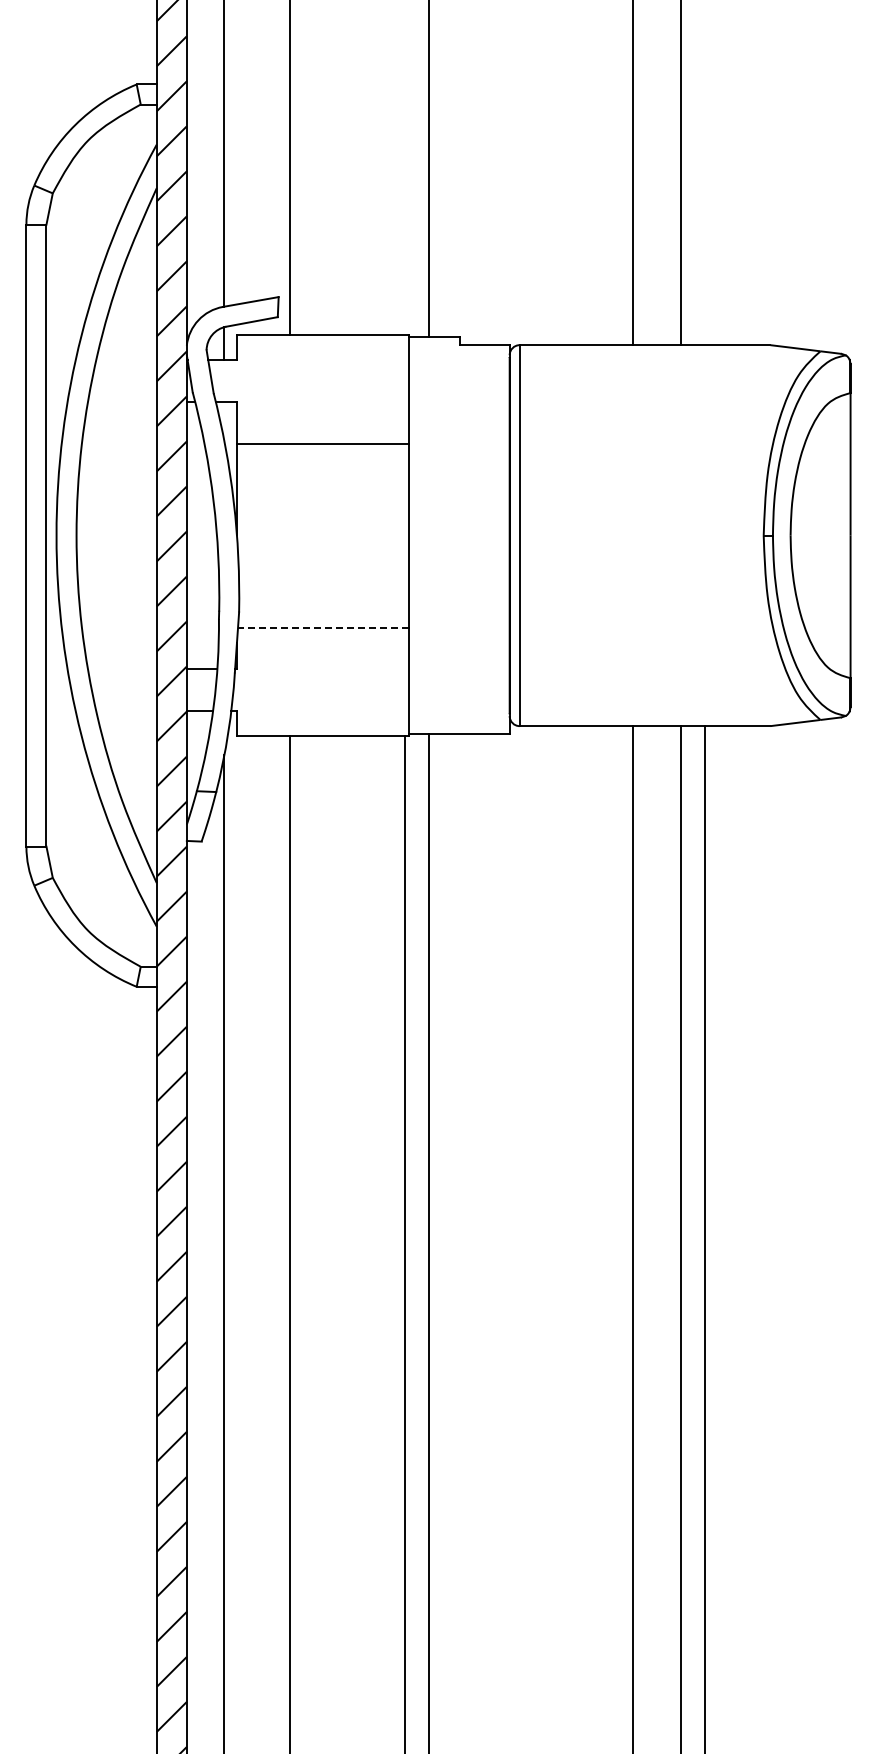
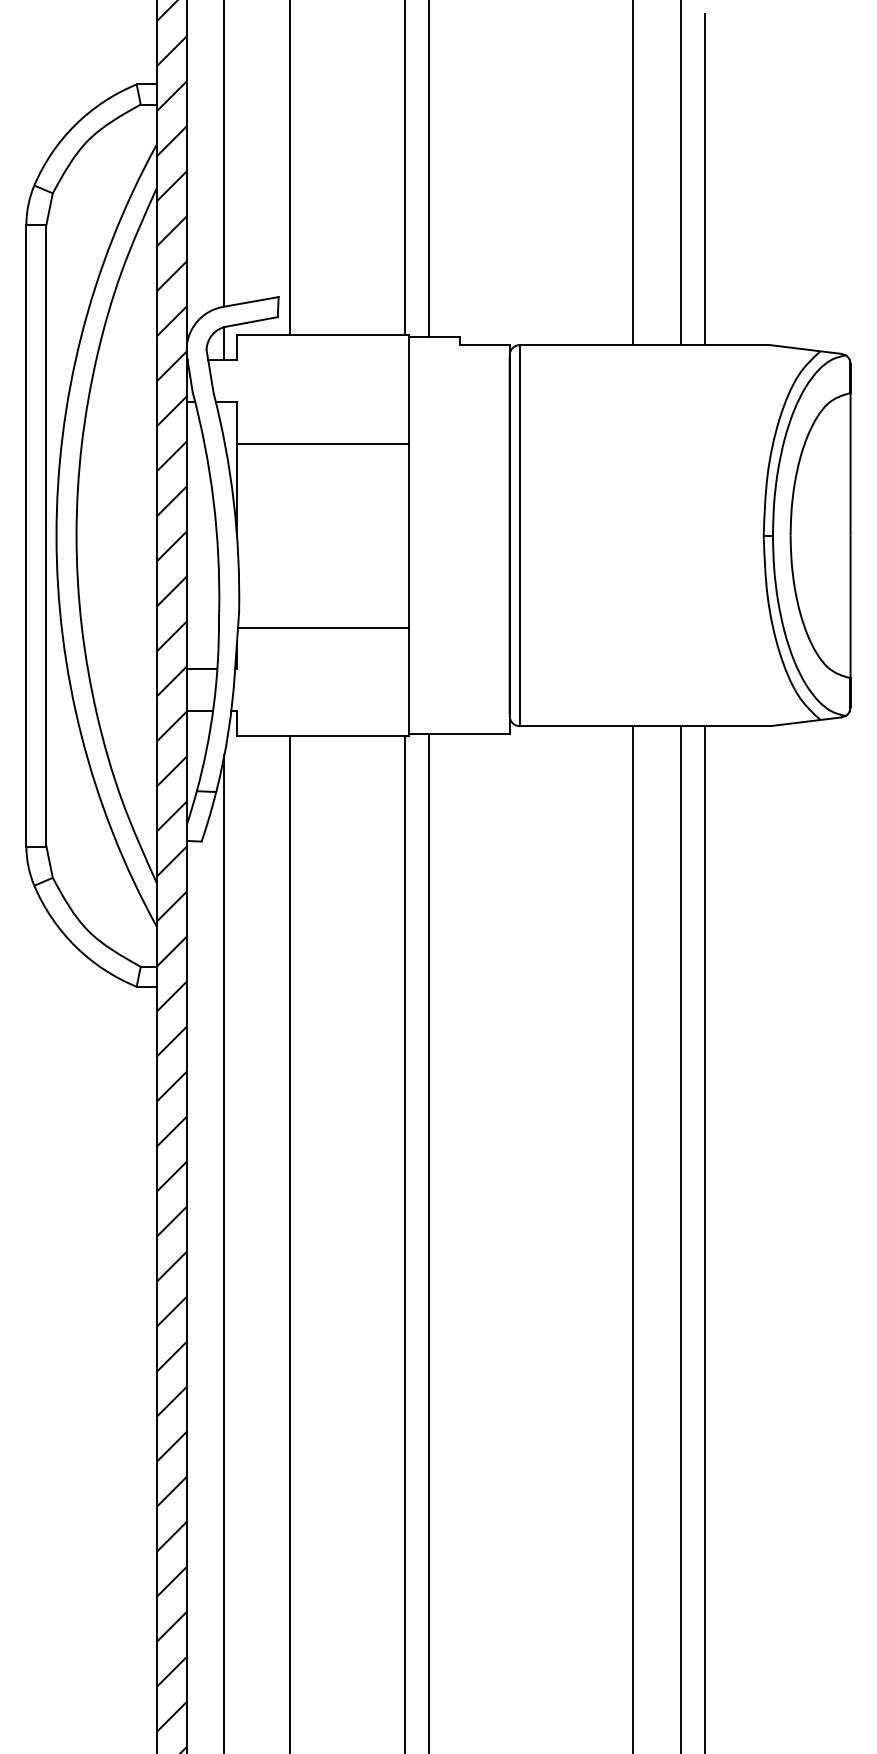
line: none -> present (405, 168)
line: none -> present (705, 179)
line: dashed -> solid (323, 627)
